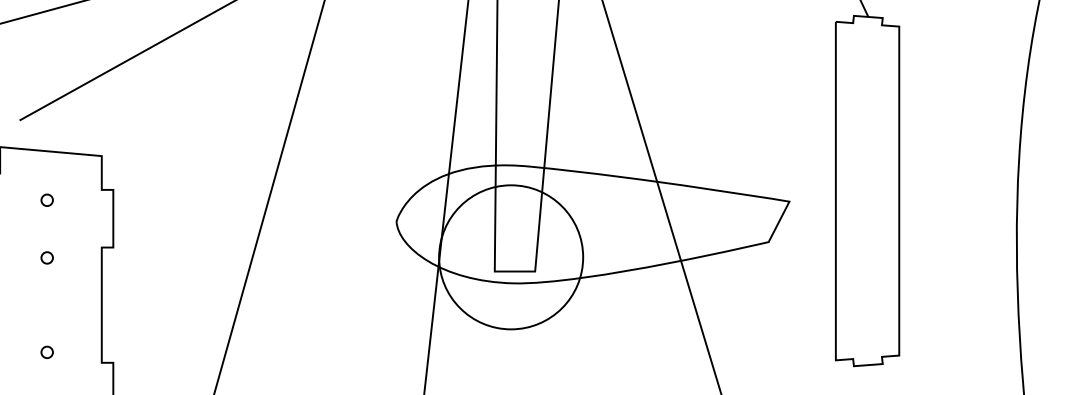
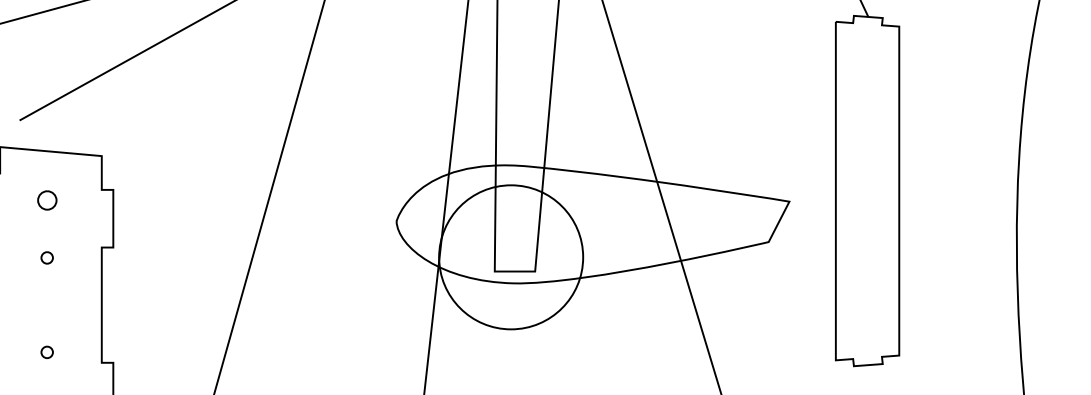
part size: 14x14 px -> 21x21 px (47, 200)
